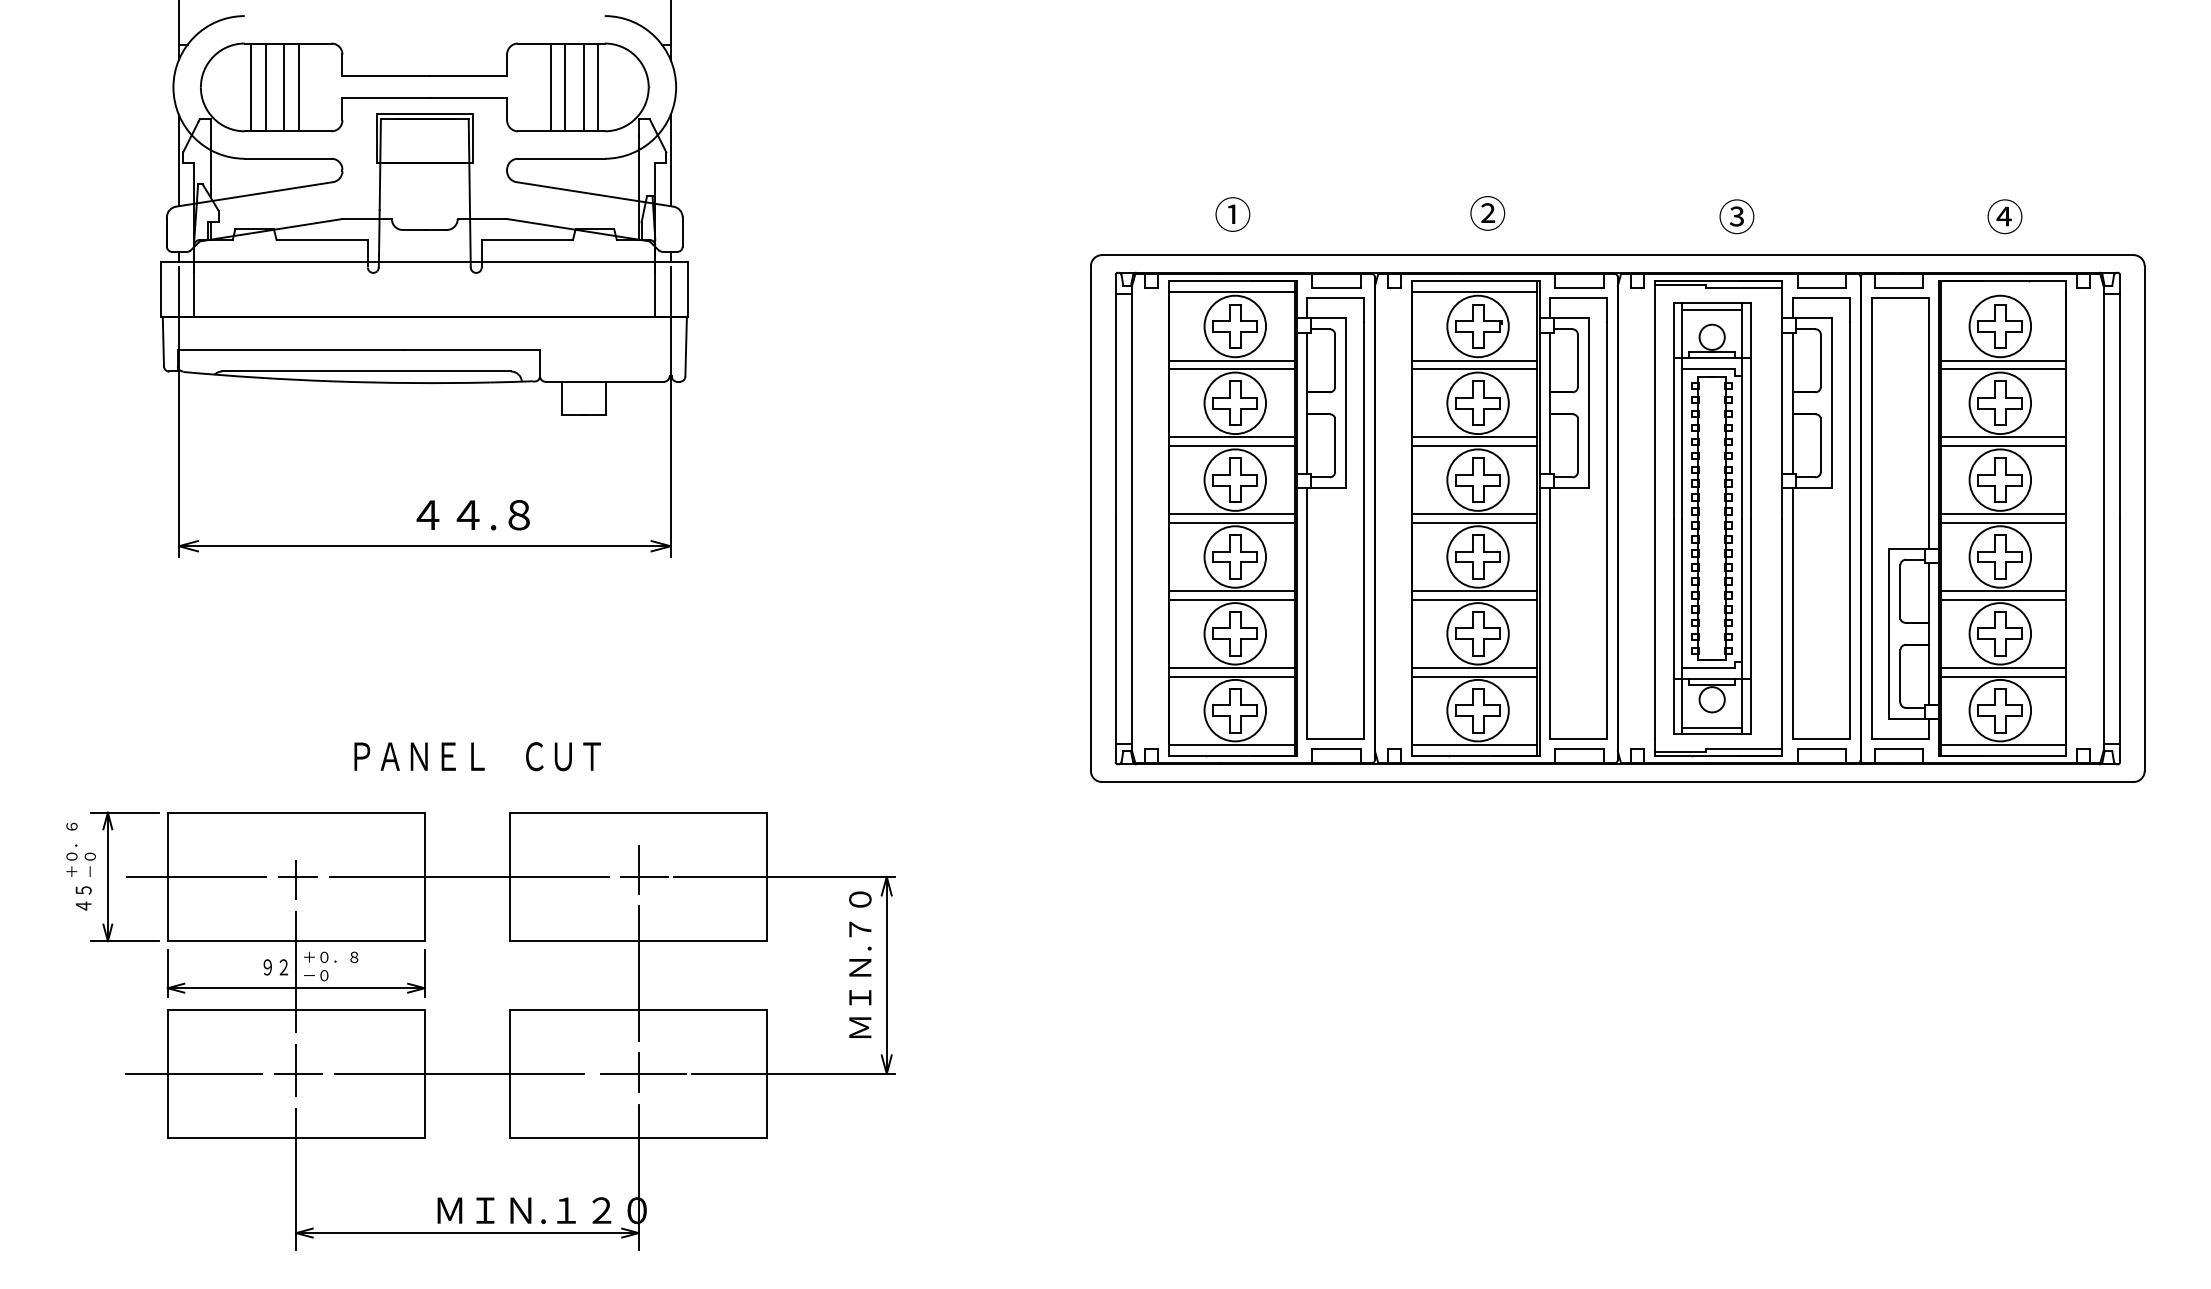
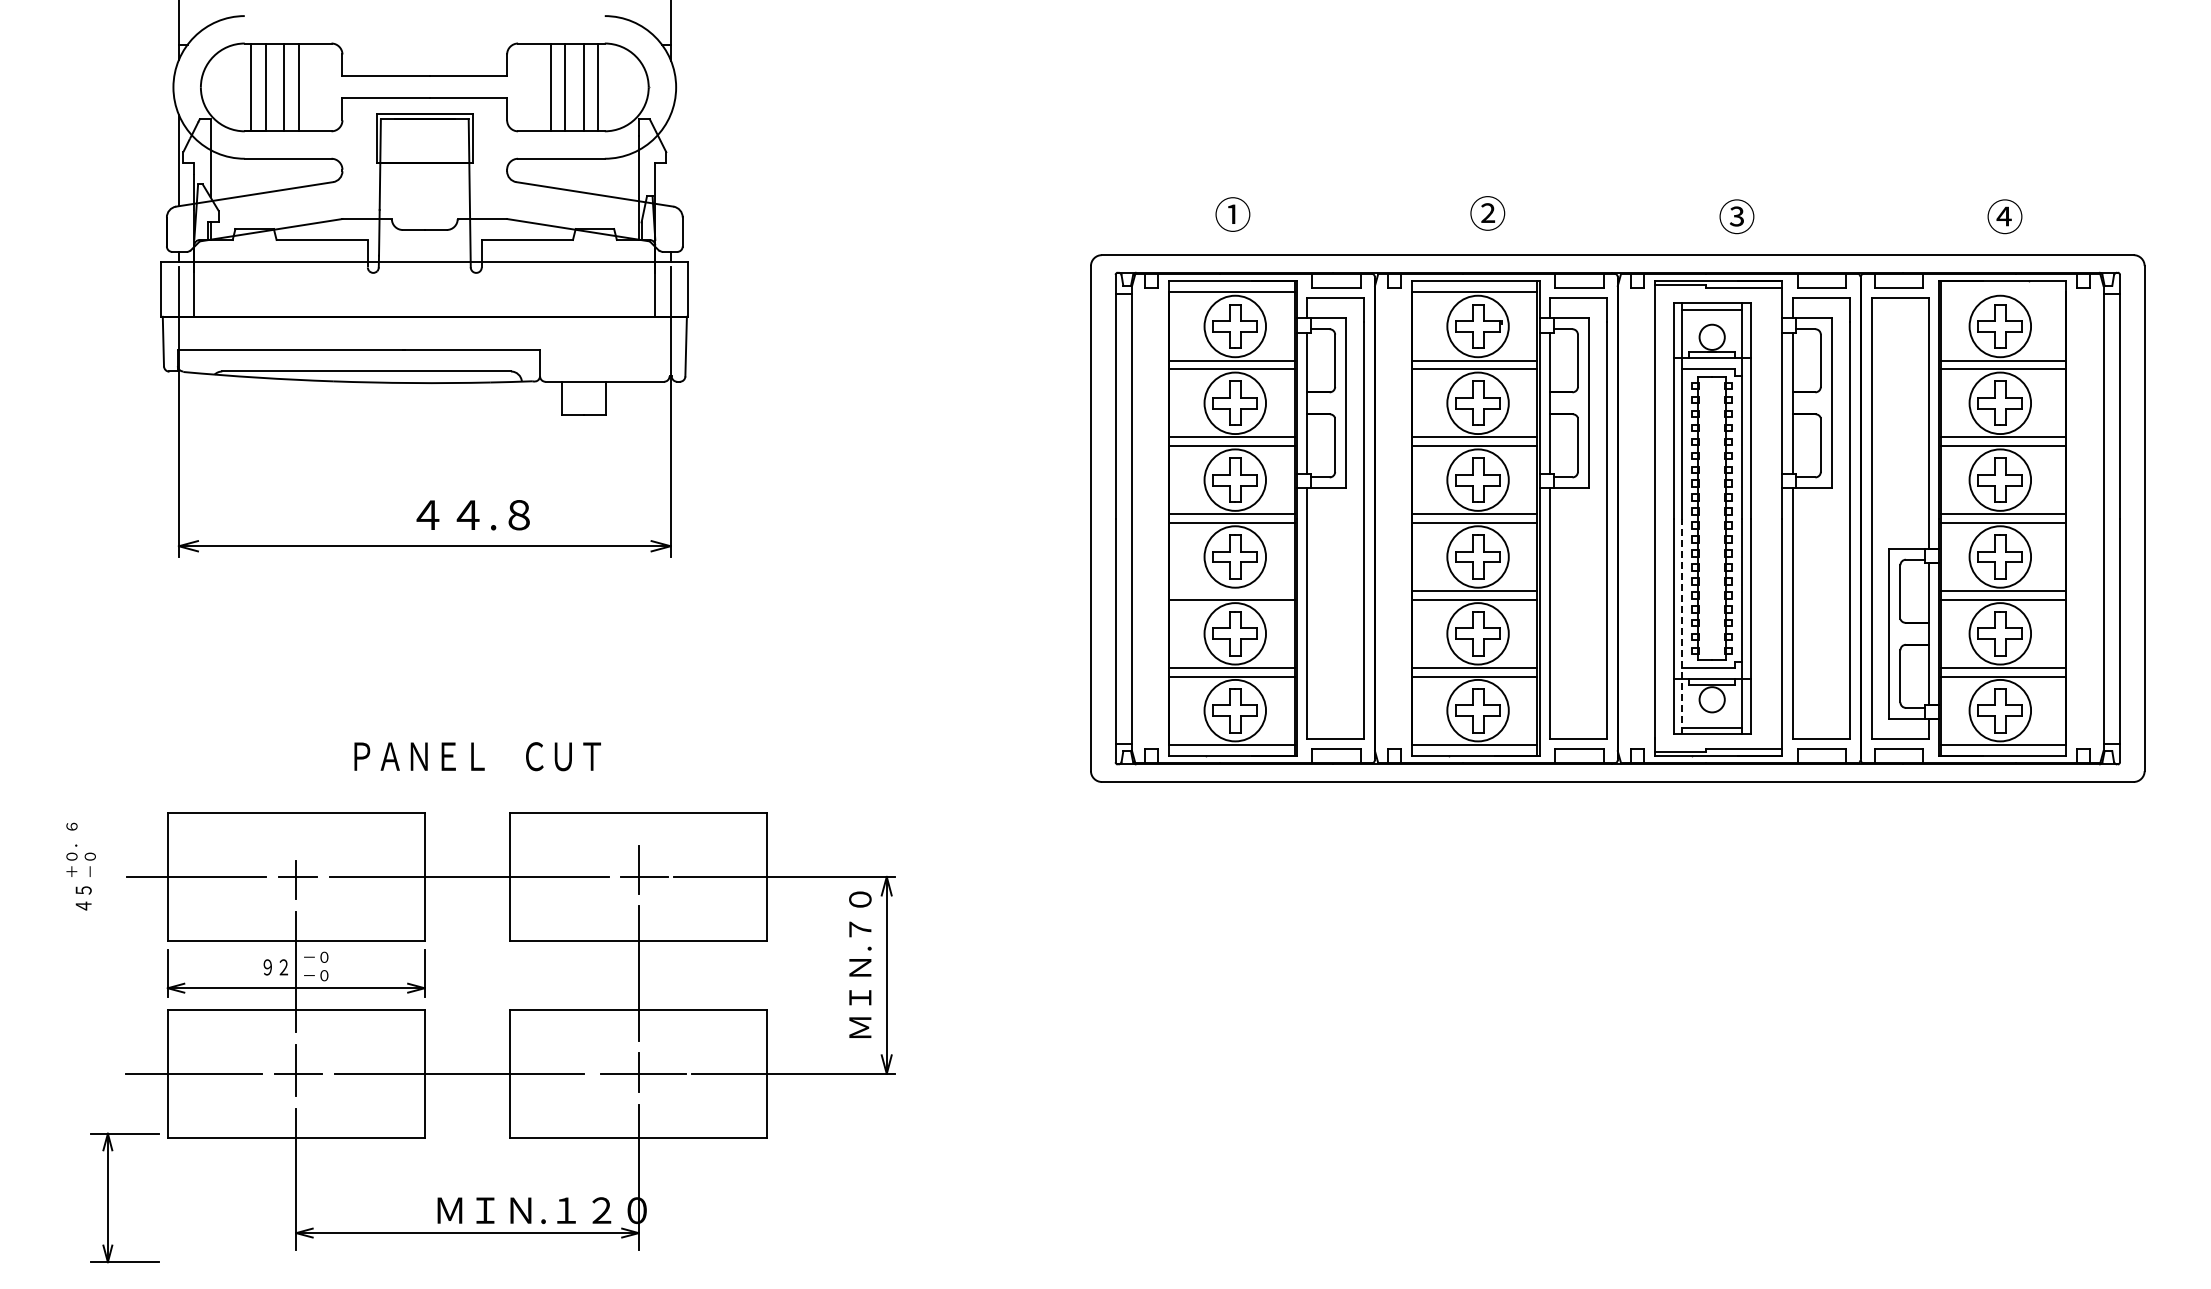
line: present -> none (670, 160)
line: present -> none (1231, 591)
line: solid -> dashed (1682, 626)
part position: (108, 876) -> (108, 1197) (108, 1197)
text: ＋０．８ -> －０ (333, 956)
